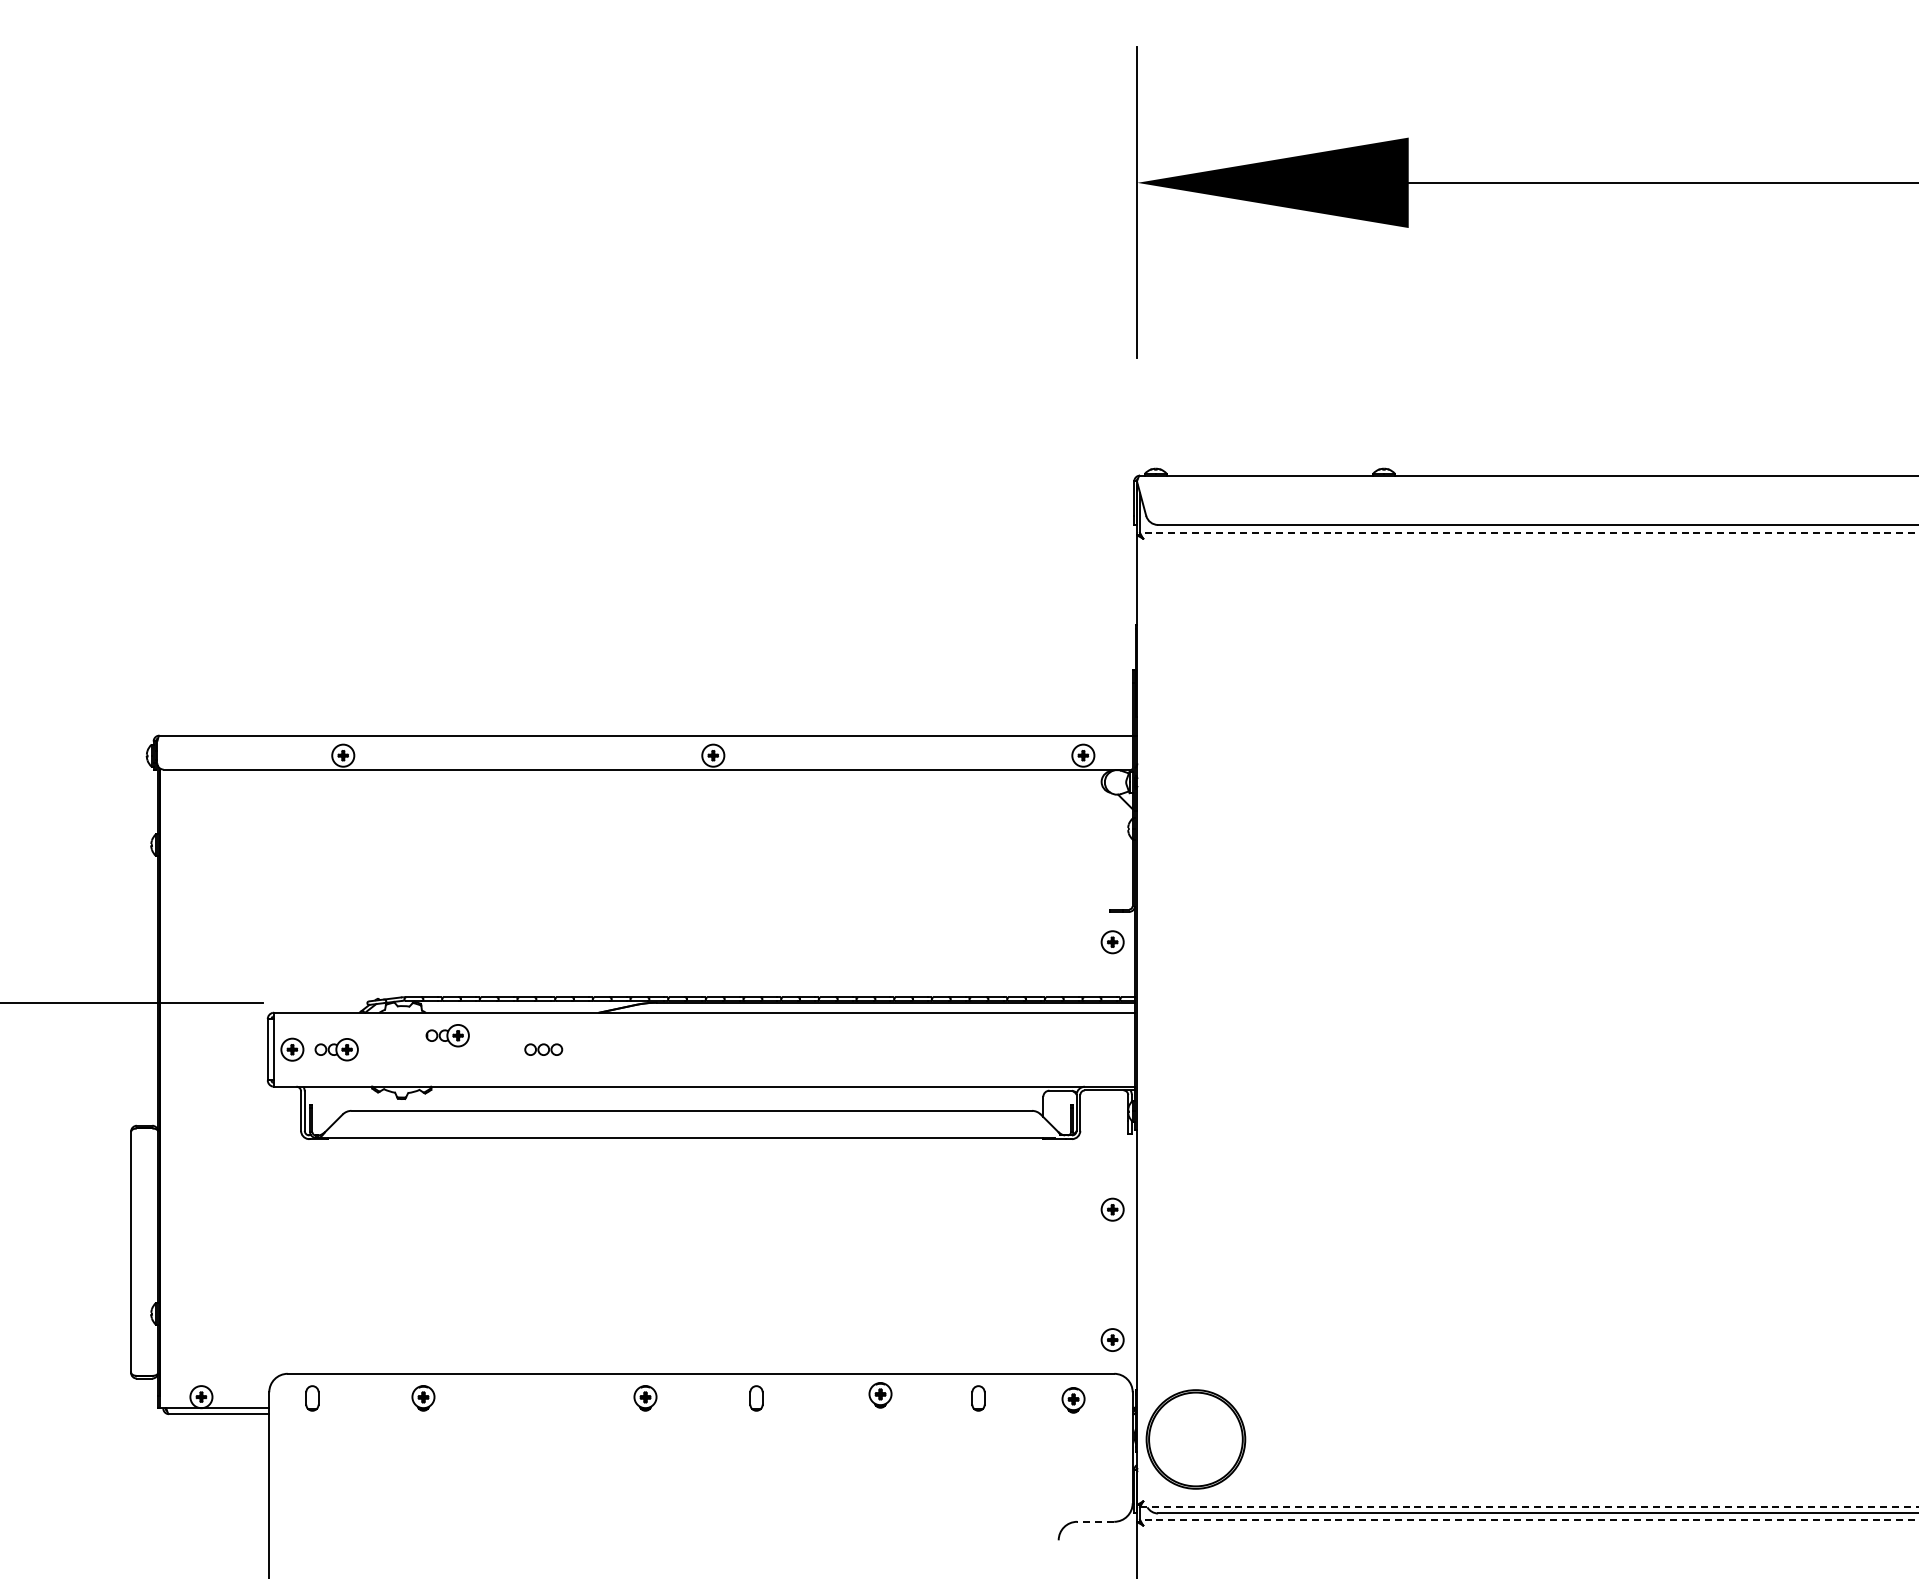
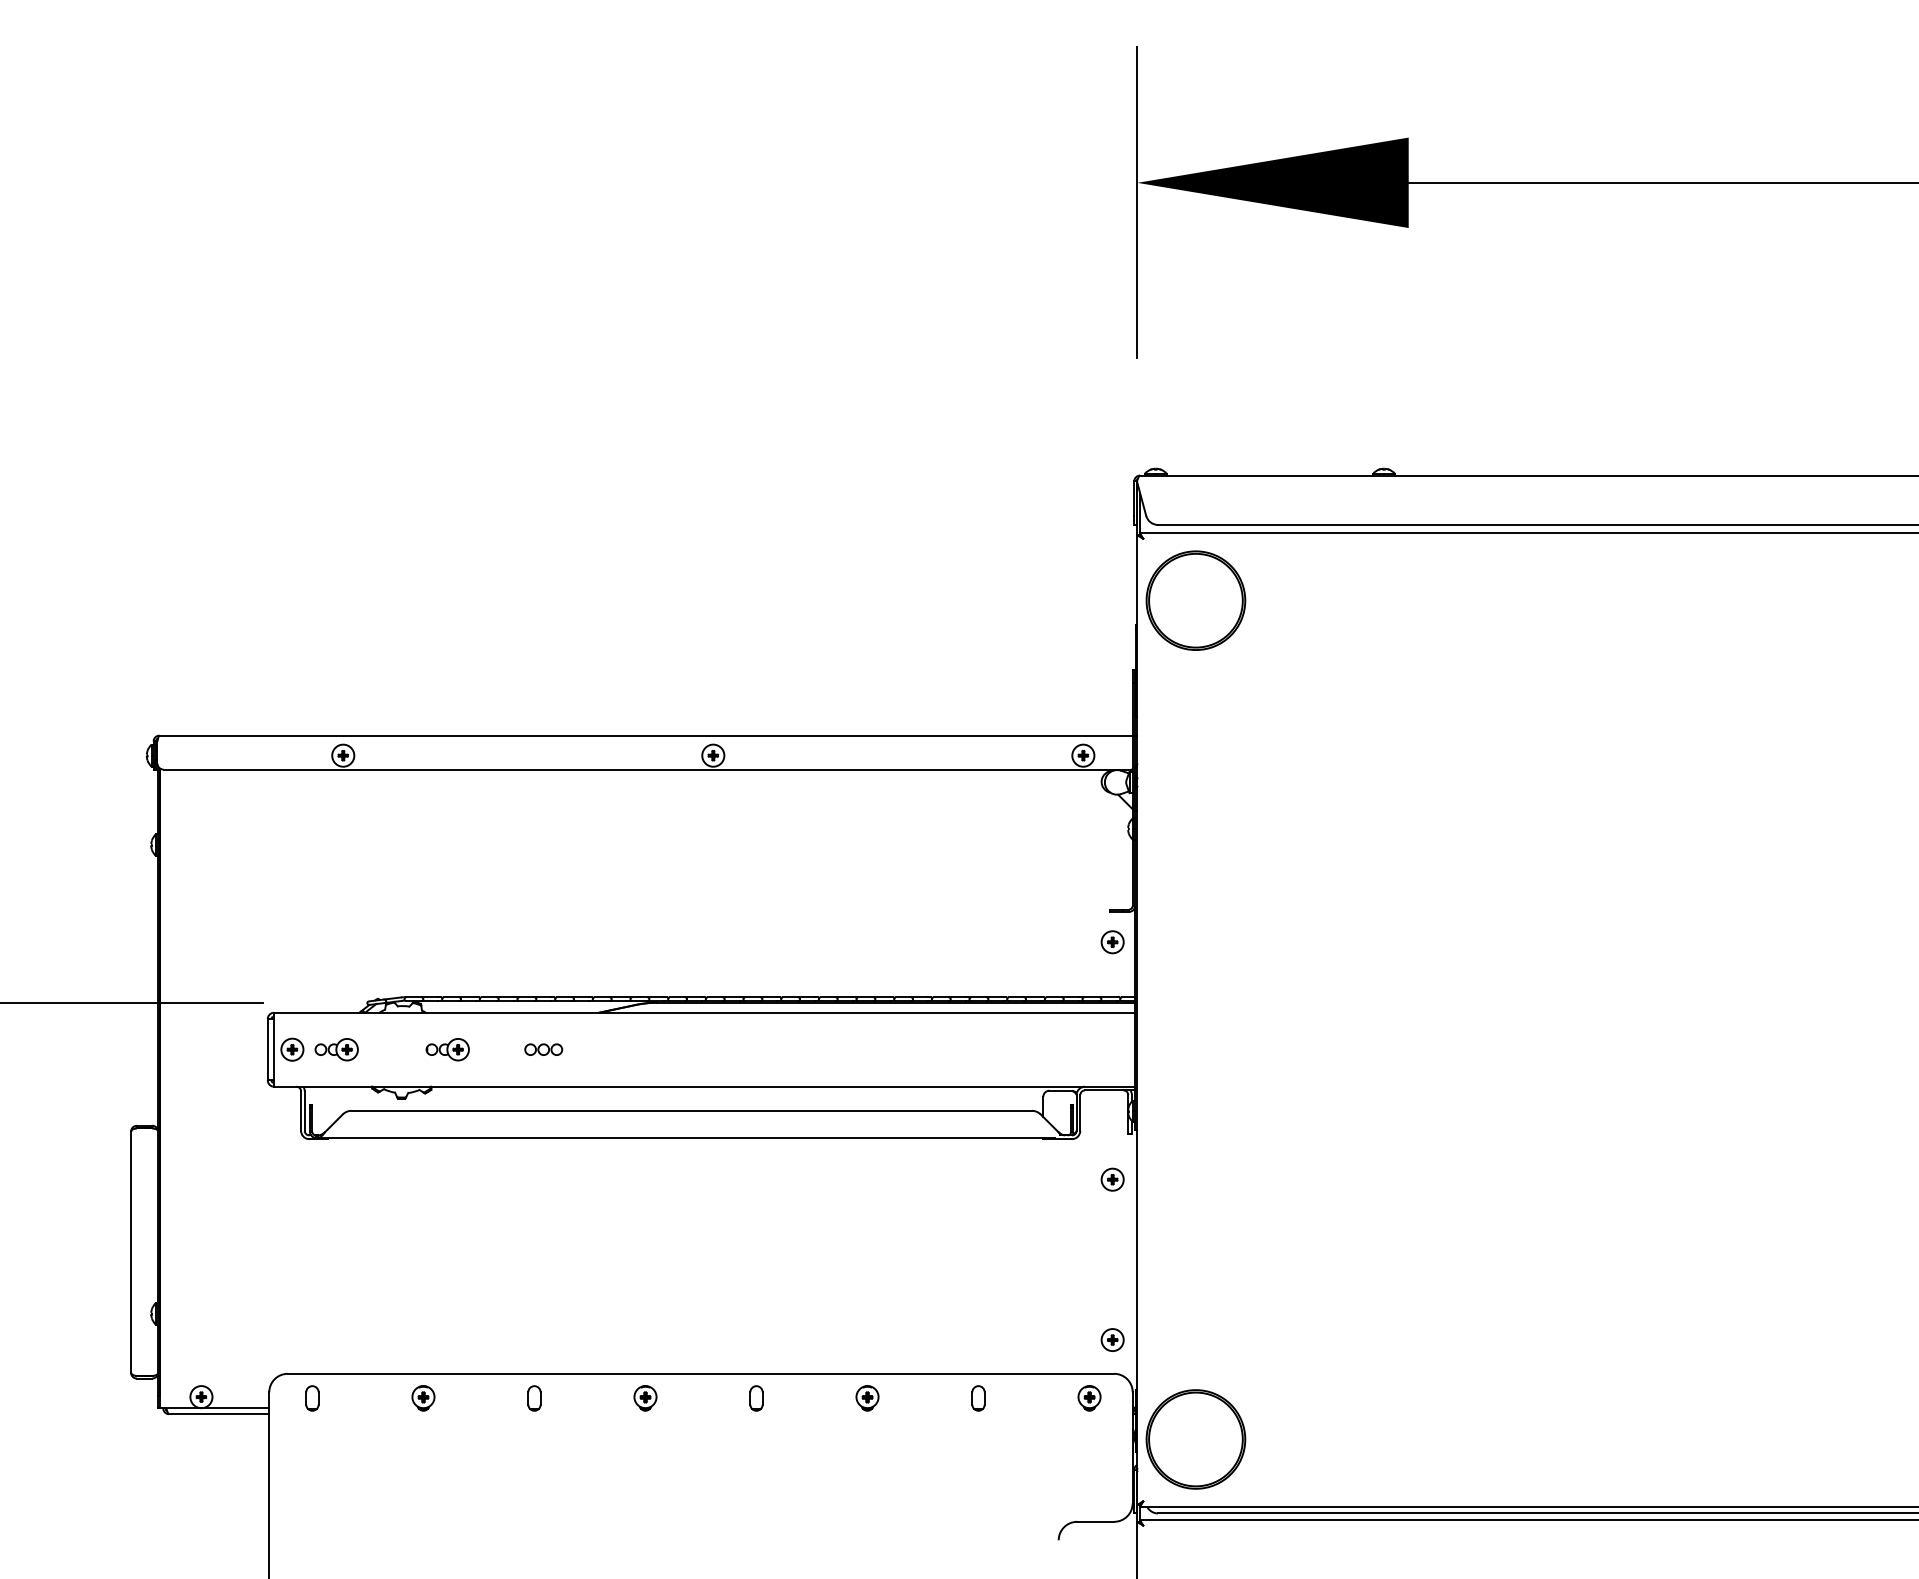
line: dashed -> solid (1528, 532)
part: none -> present (1195, 600)
part position: (447, 1035) -> (447, 1049) (447, 1049)
part position: (1112, 1209) -> (1112, 1179) (1112, 1179)
part position: (880, 1395) -> (867, 1398) (867, 1398)
part: none -> present (534, 1398)
part position: (1073, 1400) -> (1089, 1398) (1089, 1398)
line: dashed -> solid (1529, 1507)
line: dashed -> solid (1528, 1519)
line: dashed -> solid (1095, 1521)
